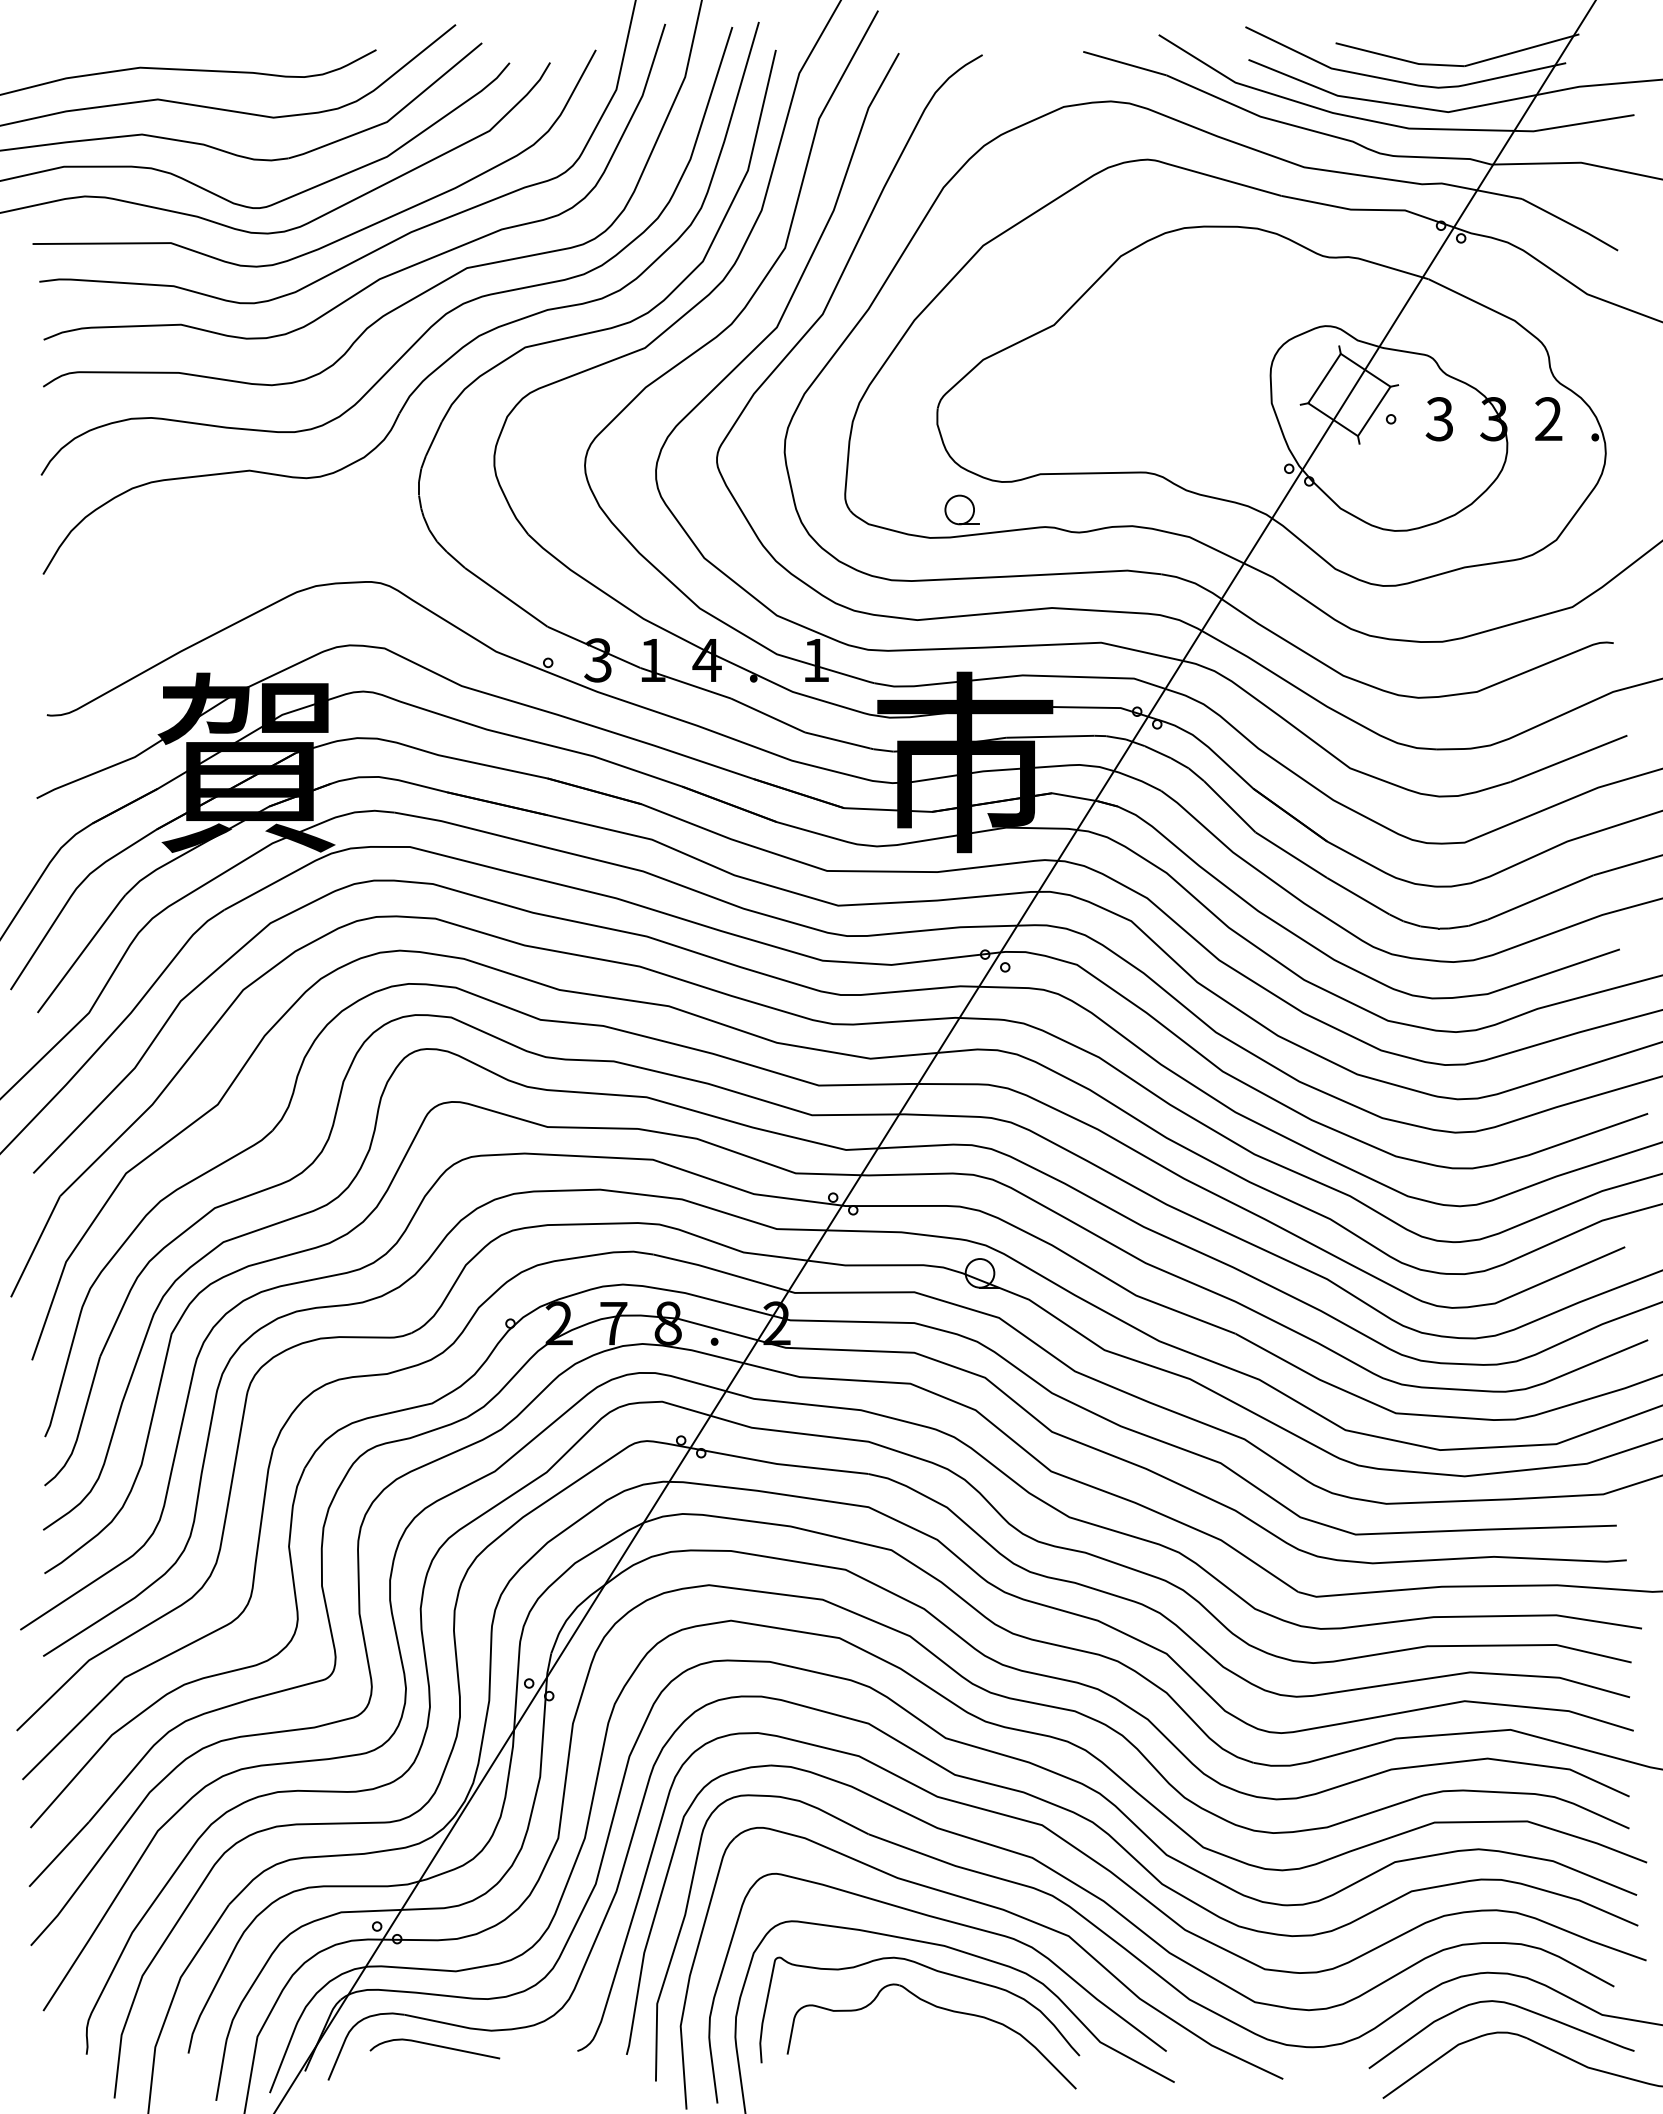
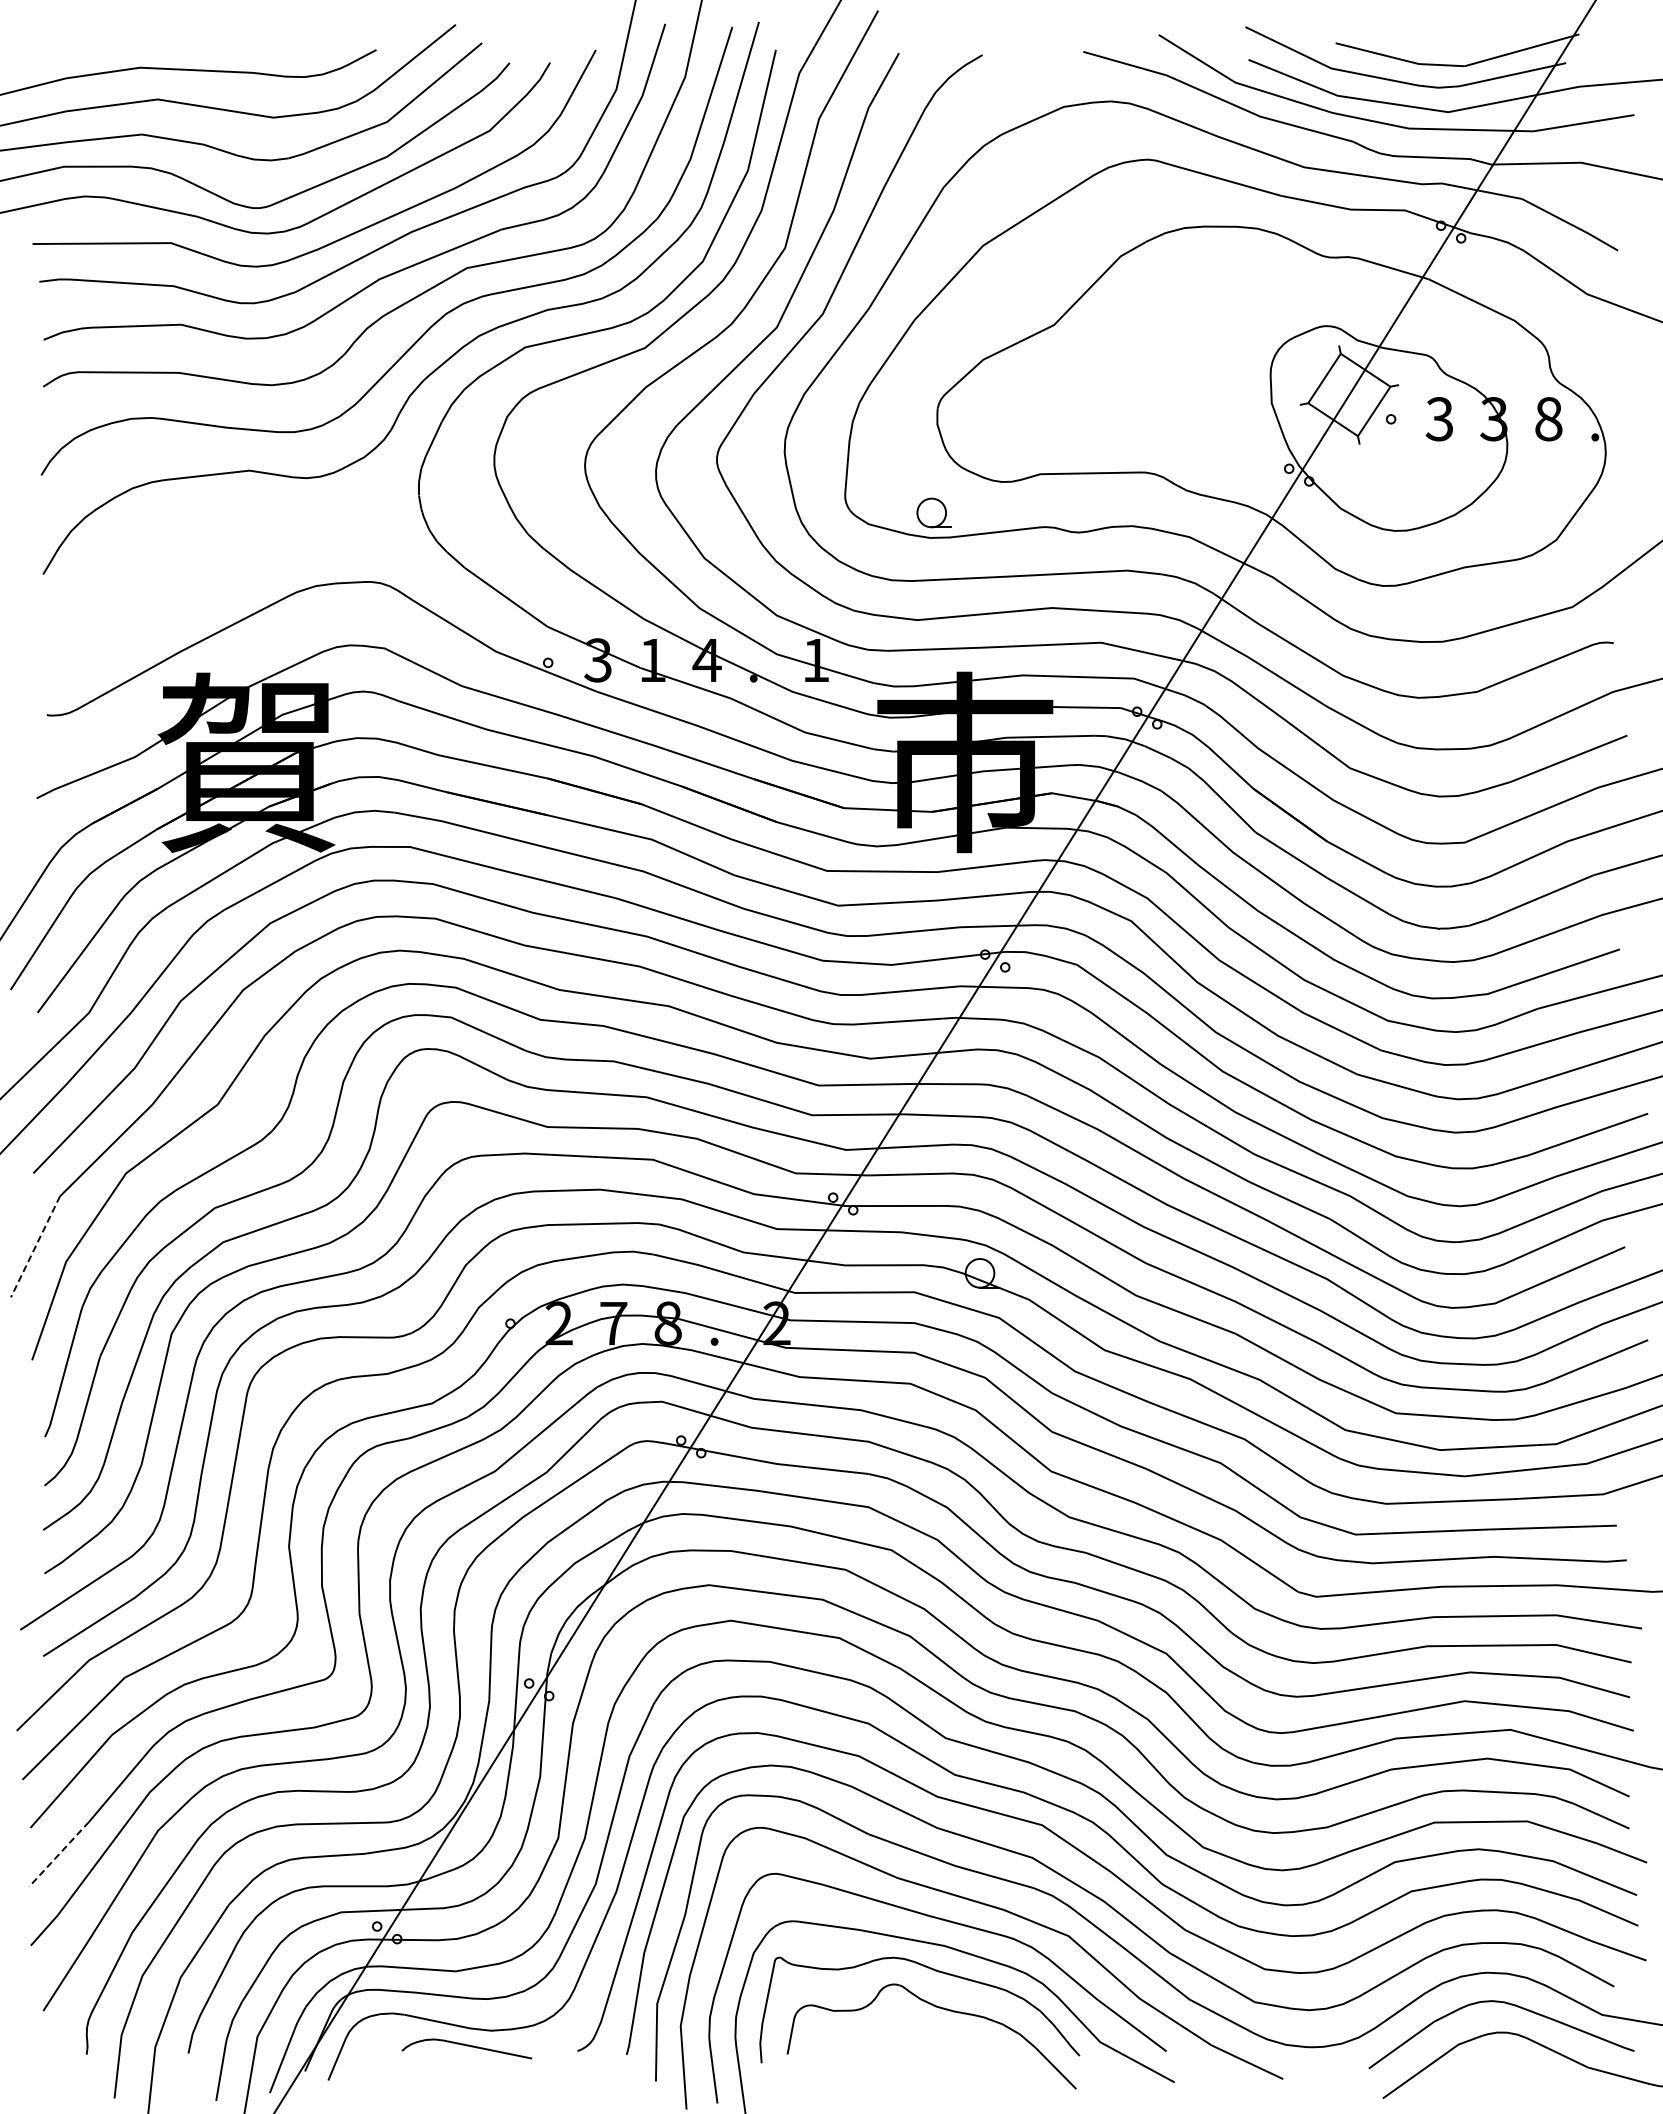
text: 2 -> 8 (1548, 419)
part position: (961, 509) -> (933, 512) (933, 512)
line: solid -> dashed (35, 1247)
line: solid -> dashed (58, 1854)
curve position: (434, 2046) -> (466, 2046) (466, 2046)
